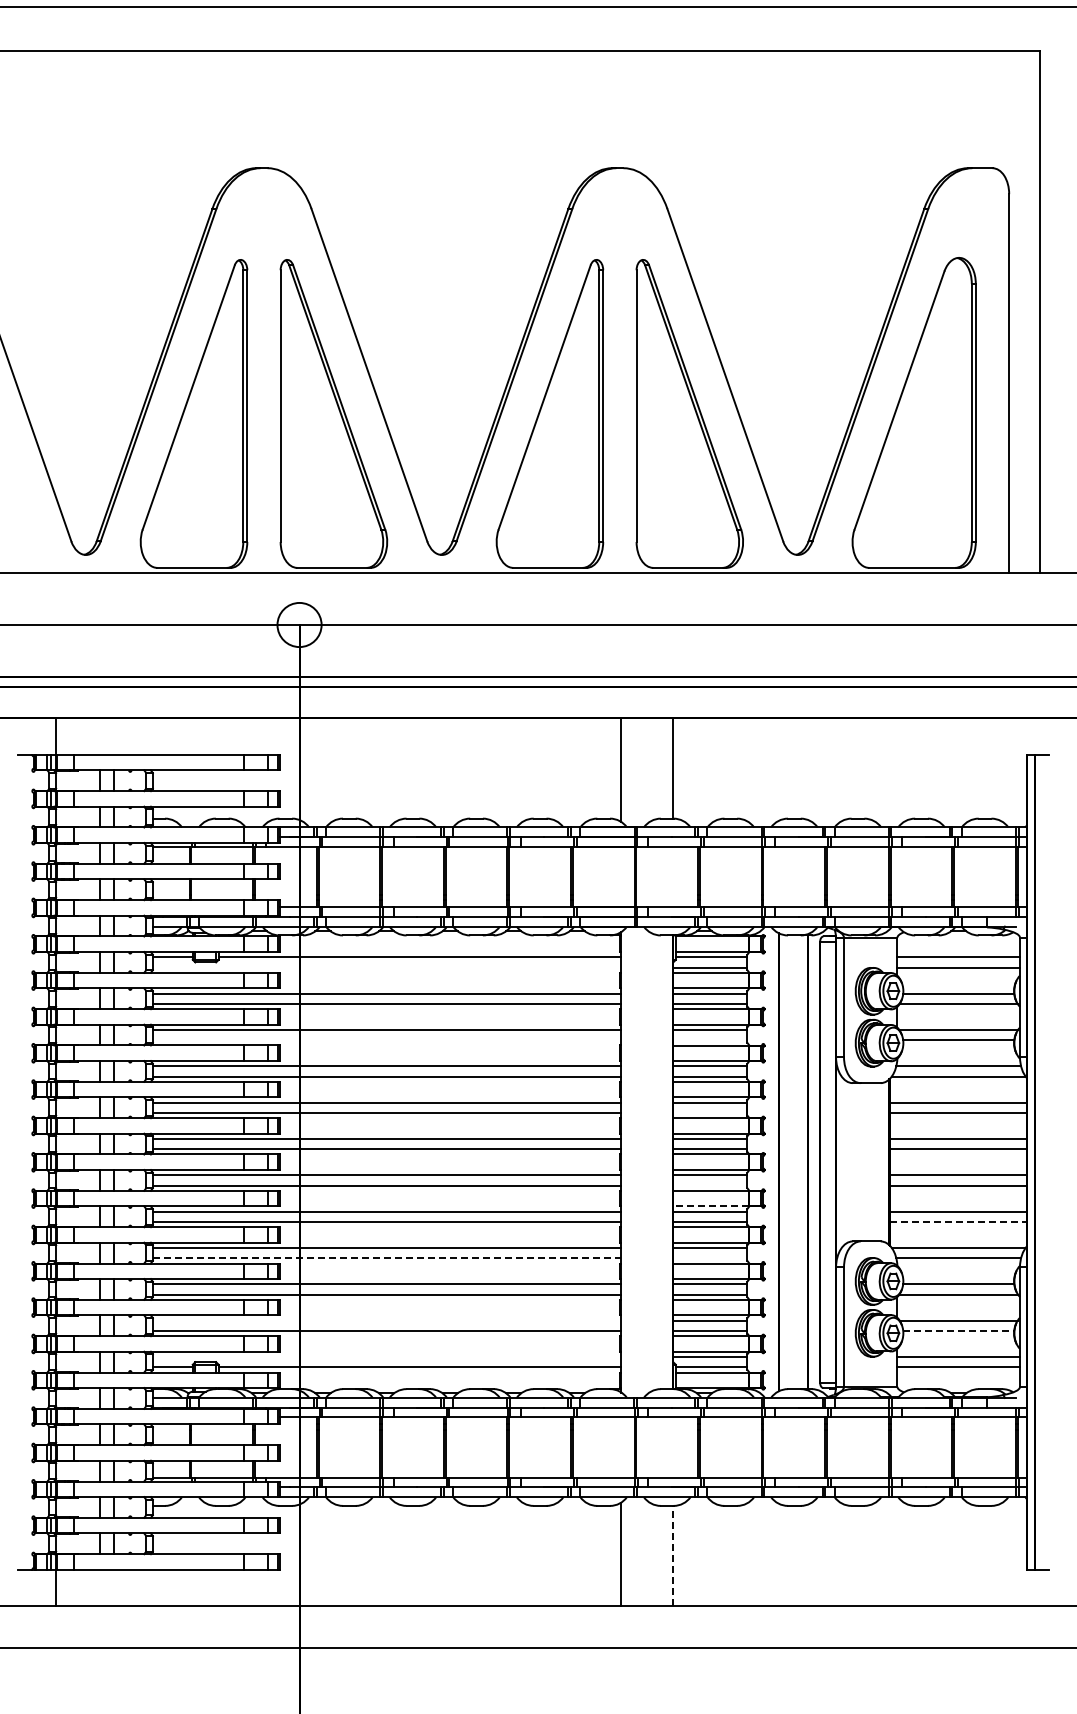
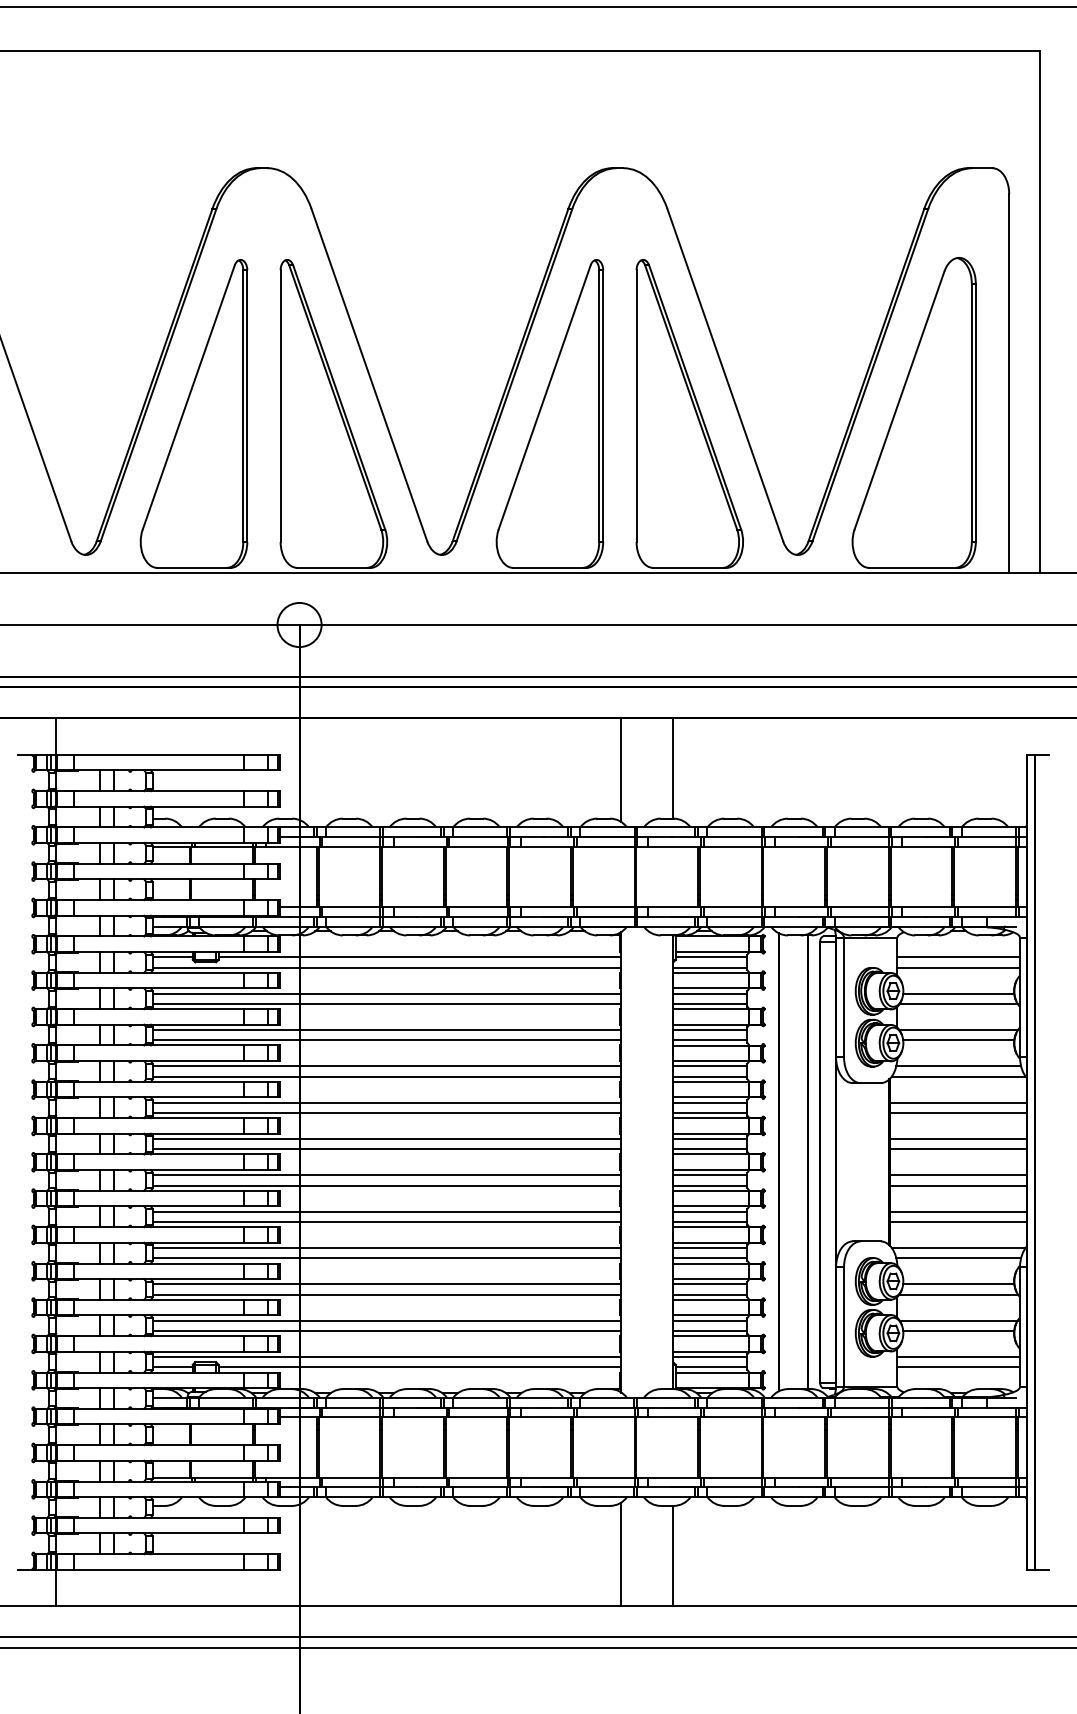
line: none -> present (386, 967)
line: none -> present (386, 1040)
line: none -> present (710, 1040)
line: none -> present (710, 1112)
line: none -> present (710, 1185)
line: dashed -> solid (711, 1206)
line: dashed -> solid (958, 1221)
line: dashed -> solid (387, 1258)
line: none -> present (710, 1258)
line: none -> present (386, 1320)
line: dashed -> solid (959, 1330)
line: none -> present (386, 1356)
line: dashed -> solid (673, 1555)
line: none -> present (537, 1637)
